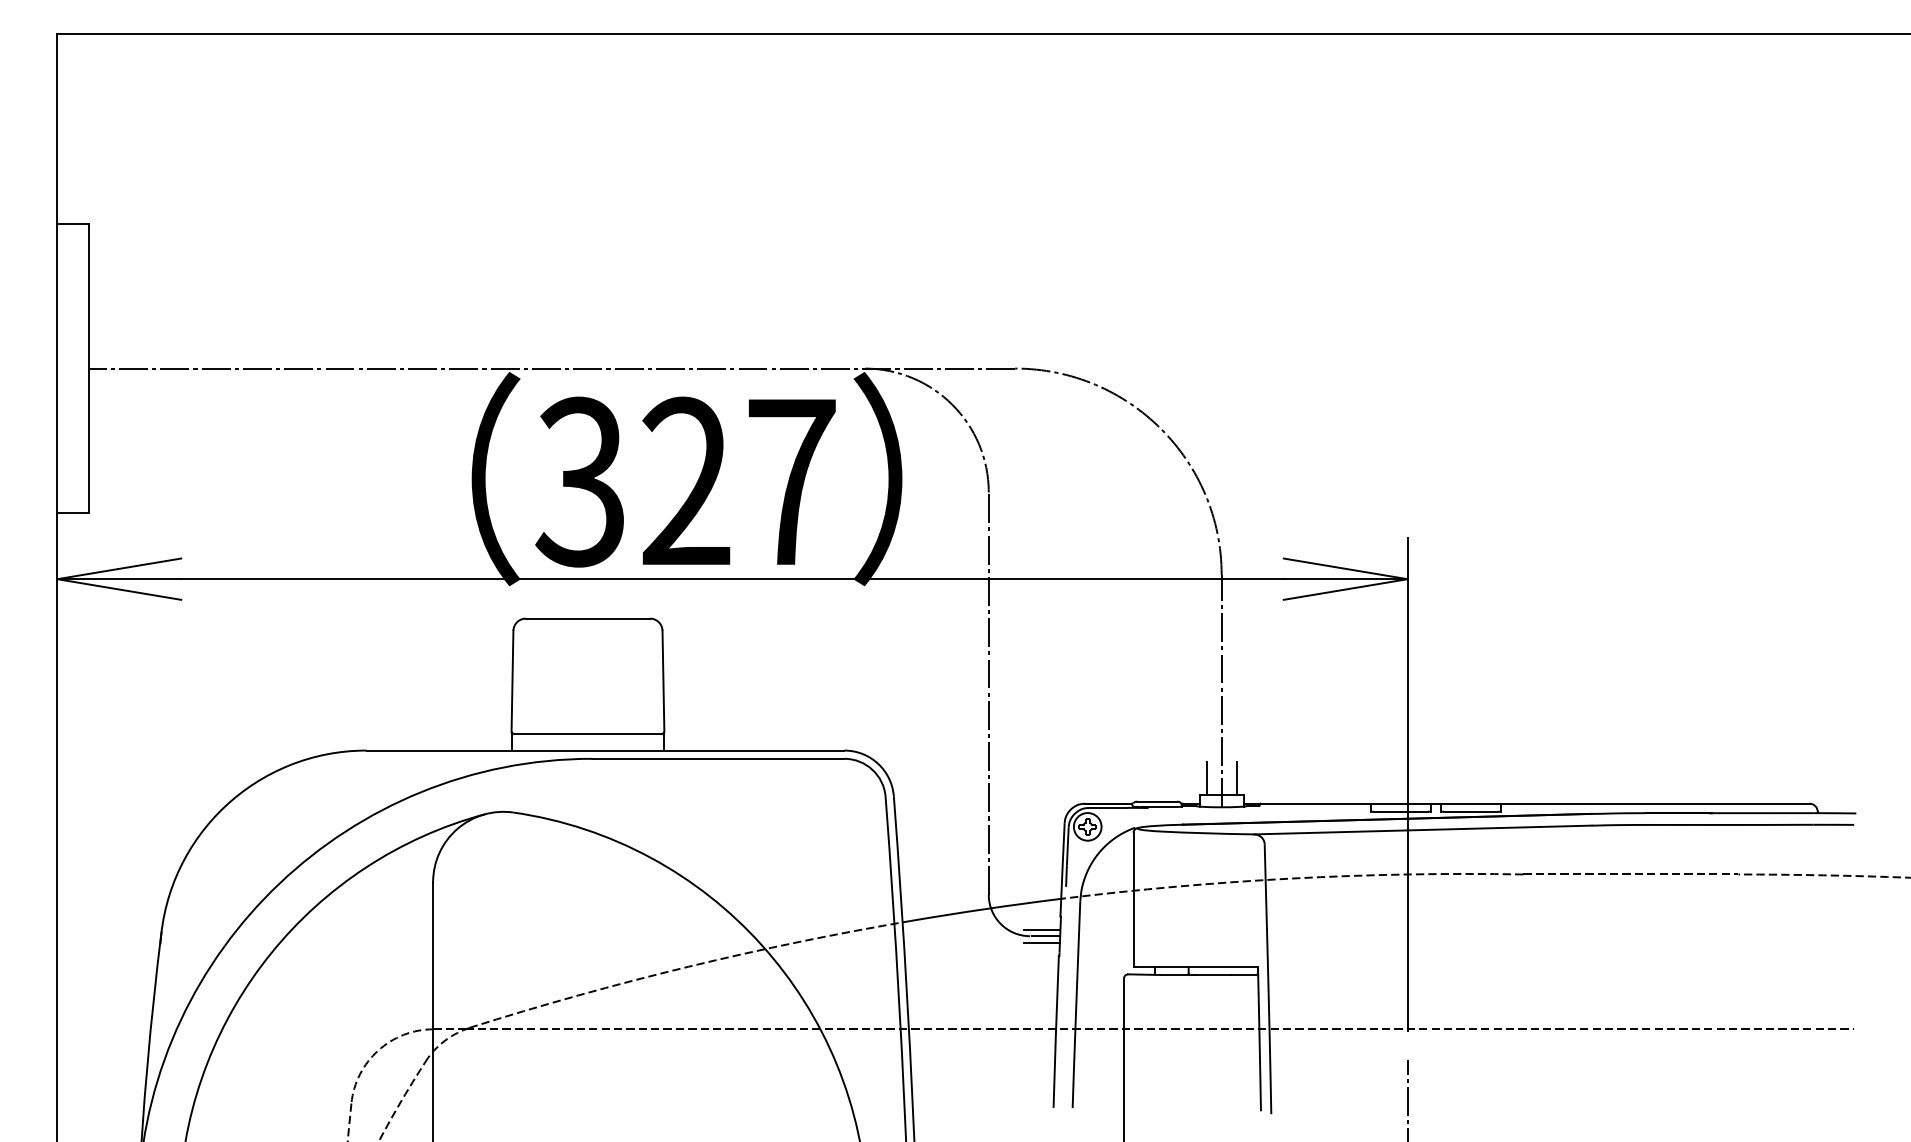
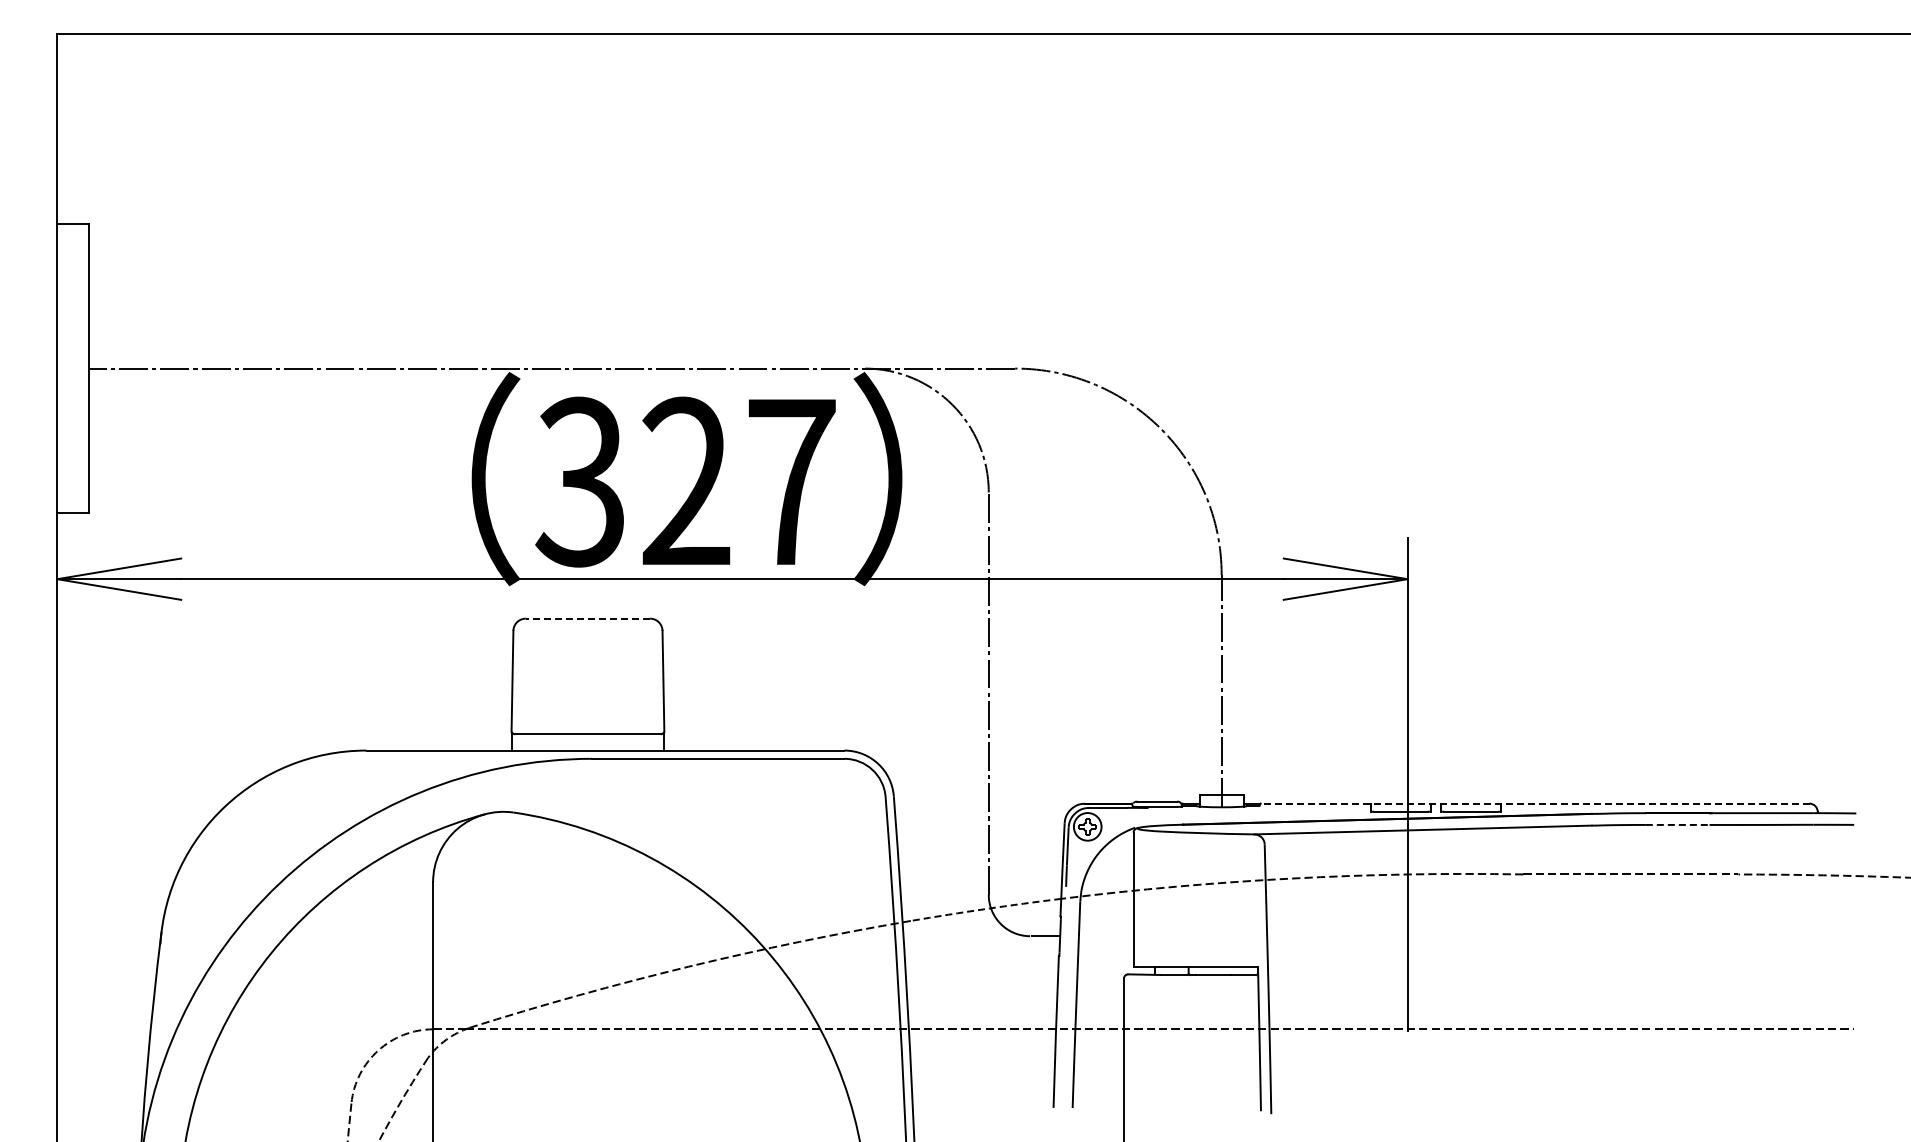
line: solid -> dashed (587, 618)
line: present -> none (1206, 778)
line: present -> none (1236, 778)
line: solid -> dashed (1534, 803)
line: solid -> dashed (1677, 824)
arc: solid -> dashed (985, 909)
line: present -> none (1041, 929)
line: present -> none (1041, 942)
line: present -> none (1407, 1098)
